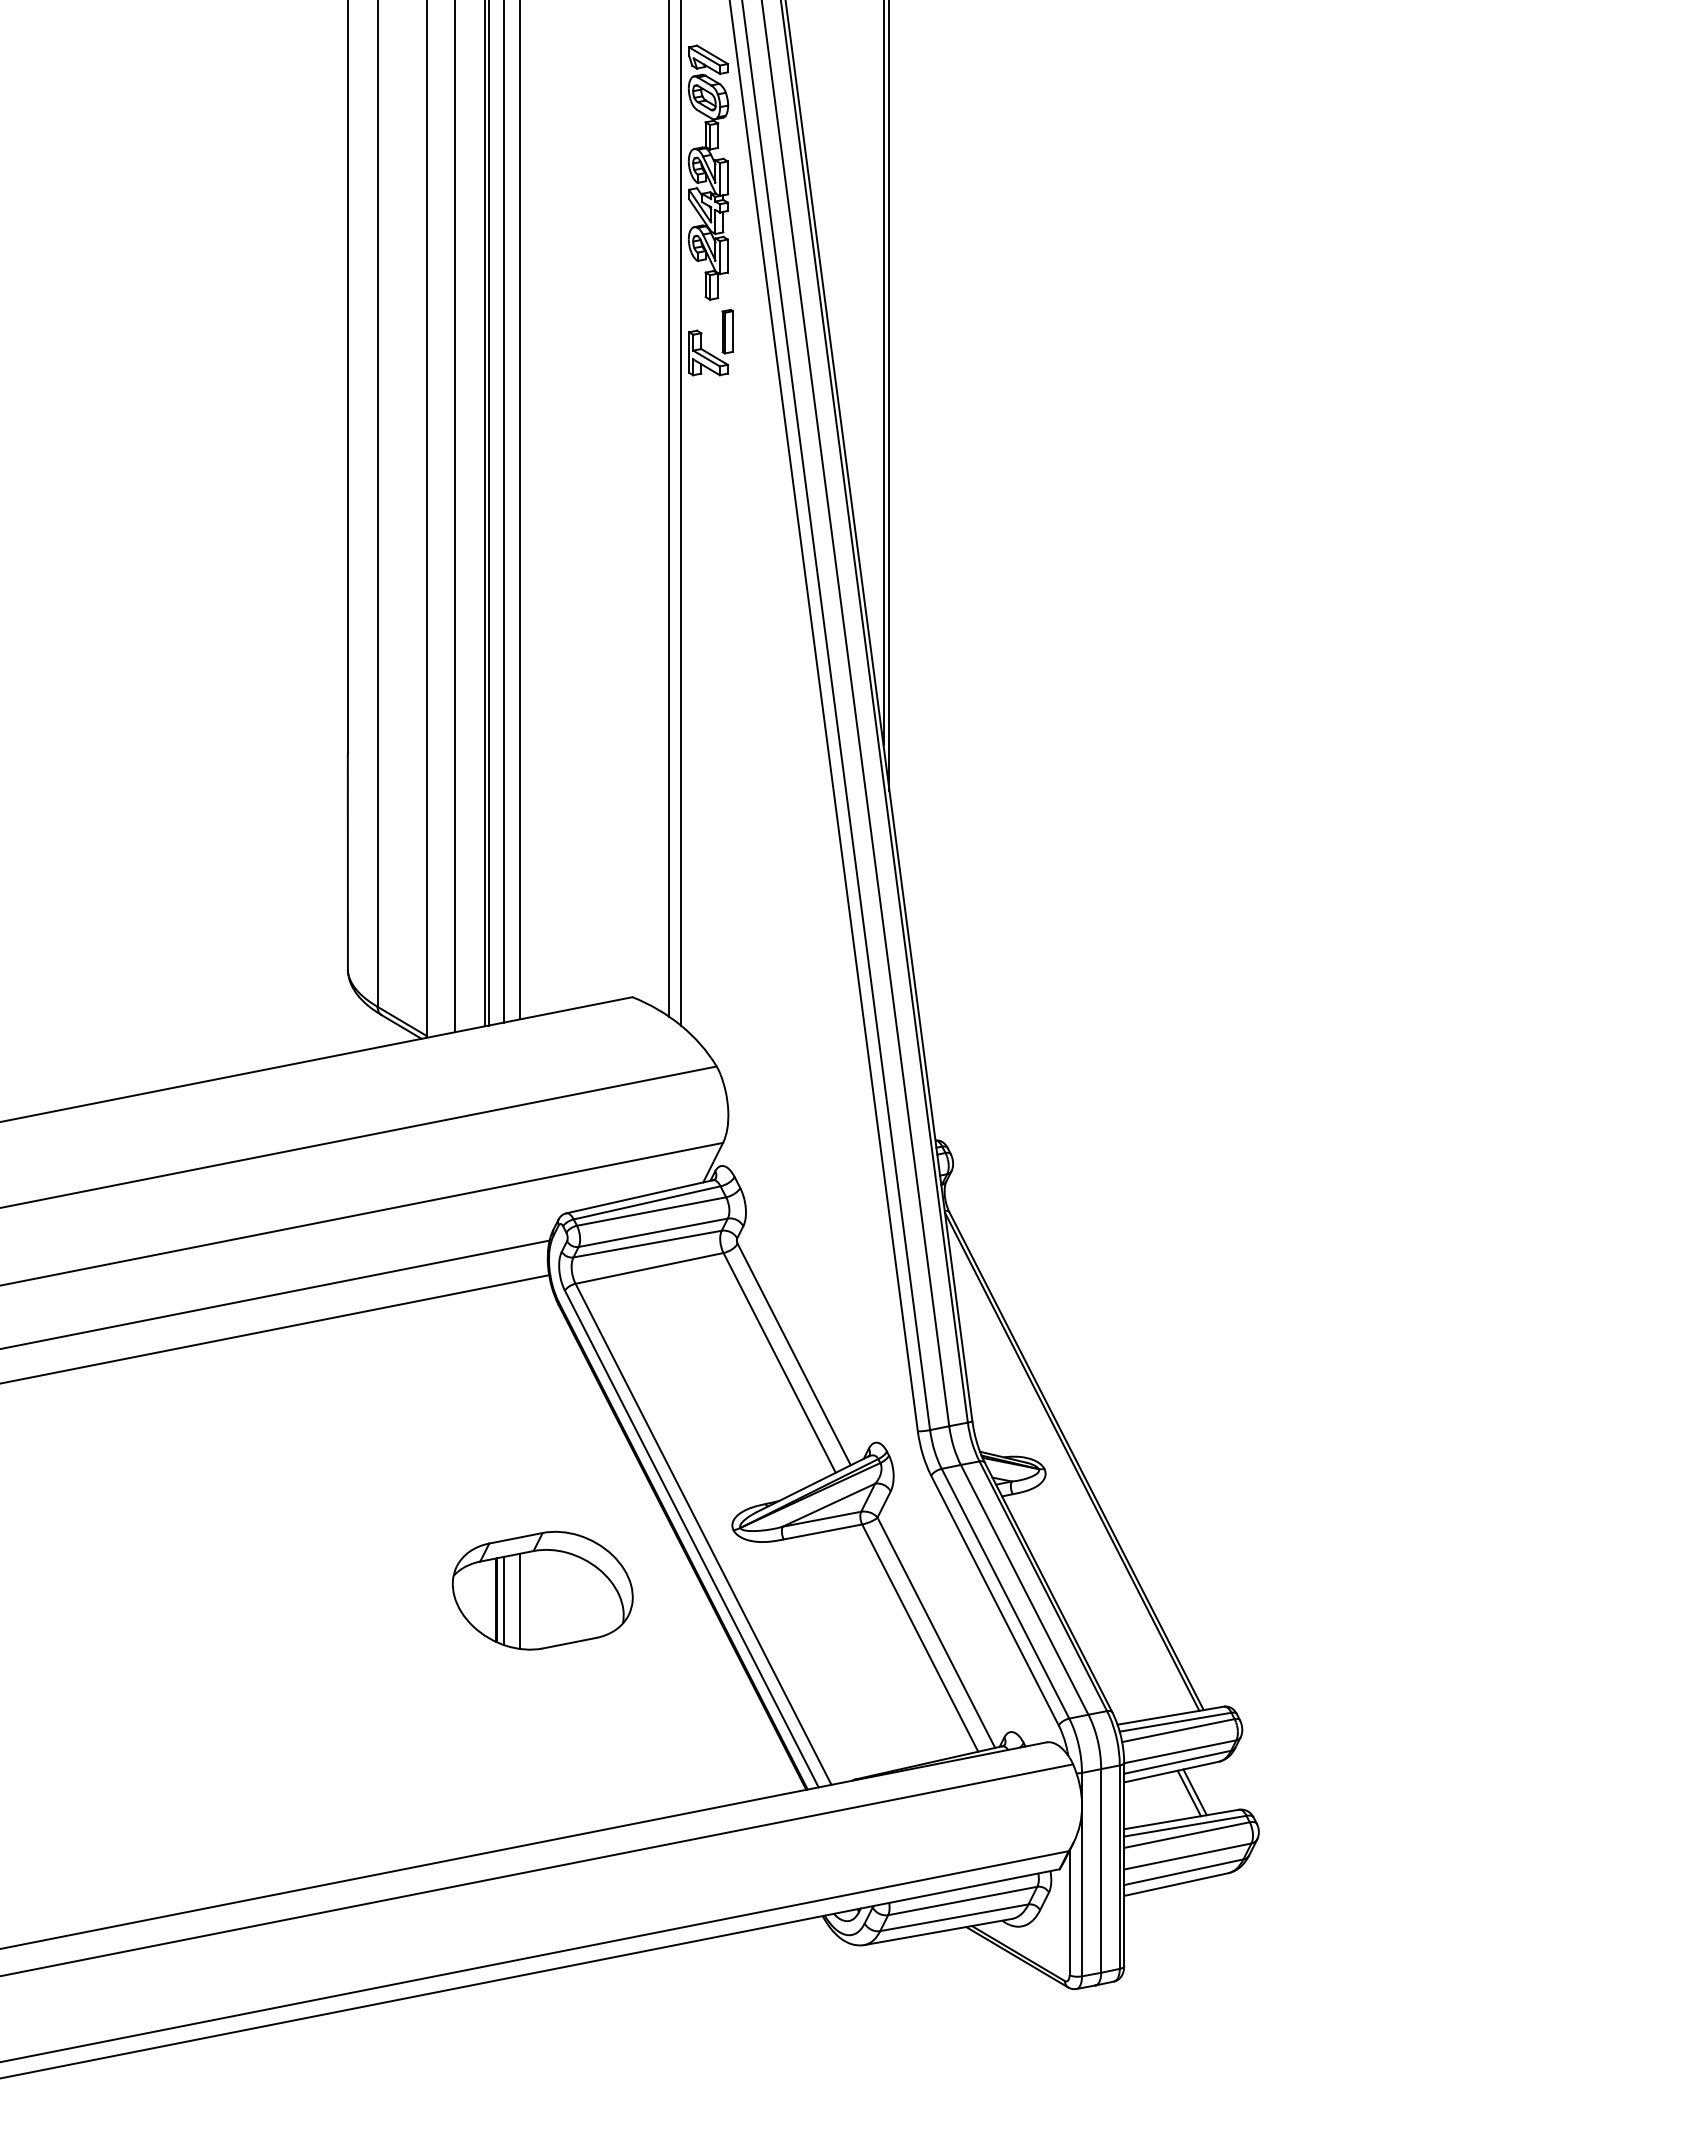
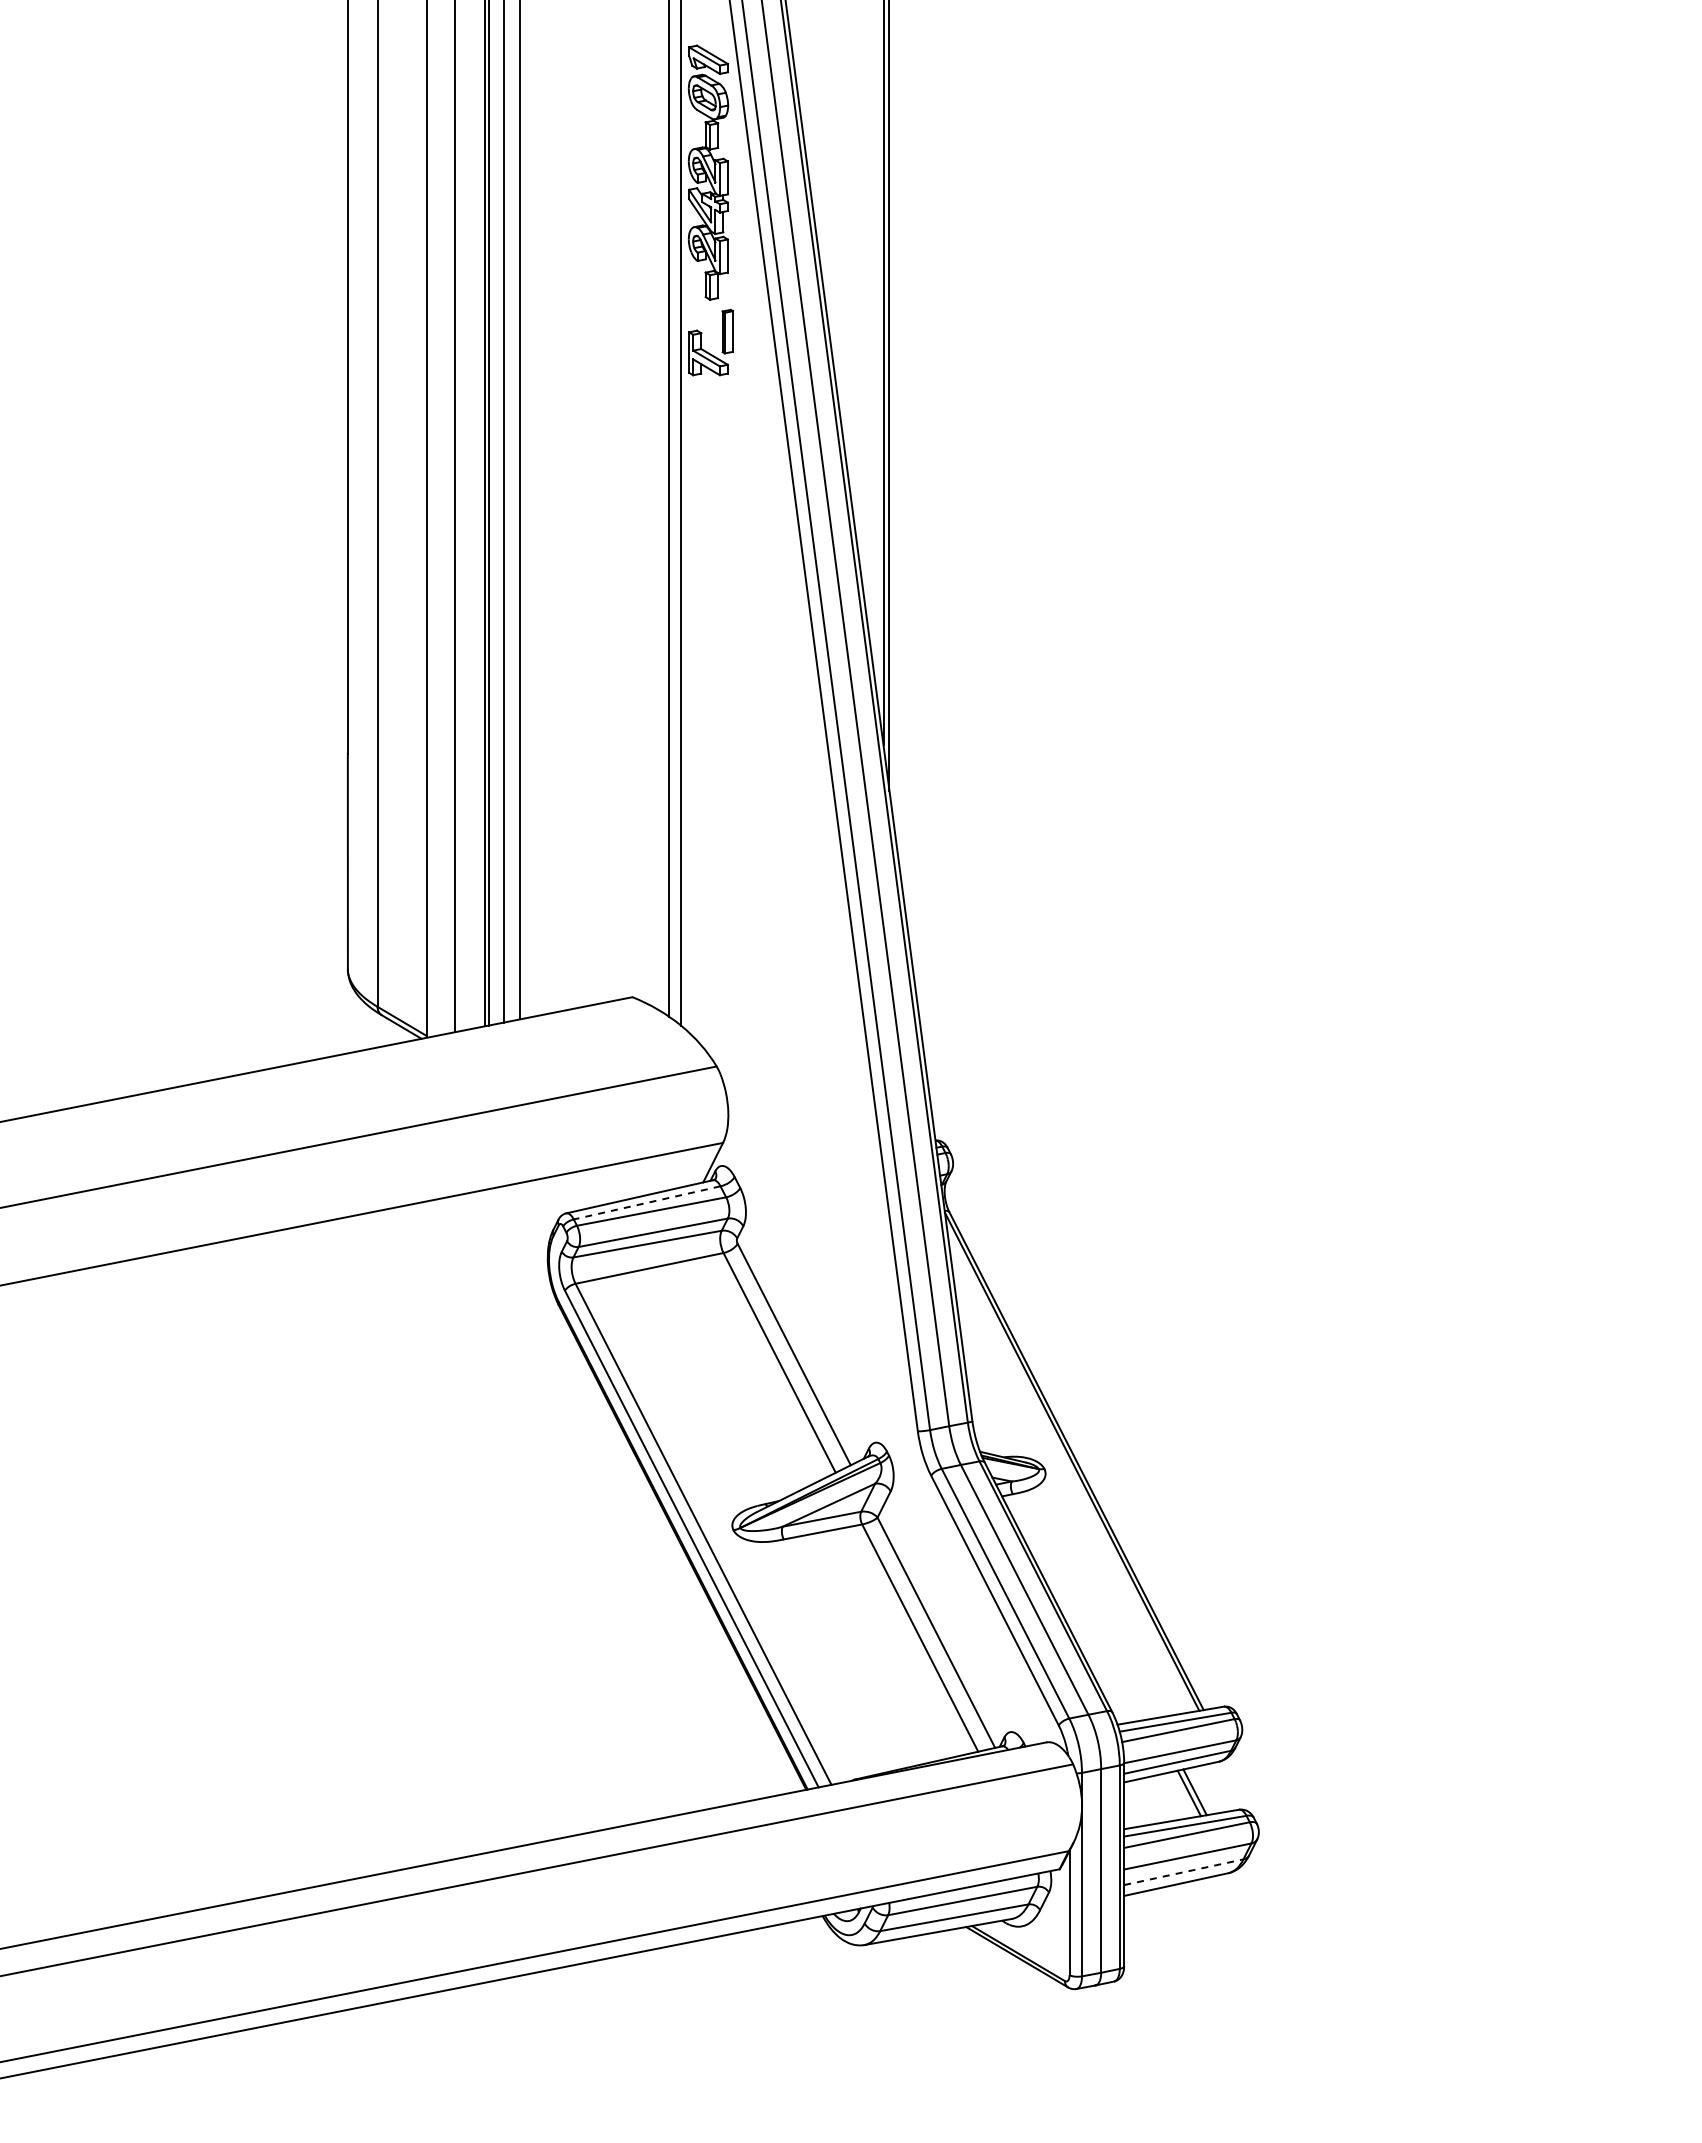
line: solid -> dashed (646, 1202)
line: present -> none (275, 1294)
line: present -> none (275, 1329)
part: present -> none (542, 1590)
line: solid -> dashed (1184, 1872)
